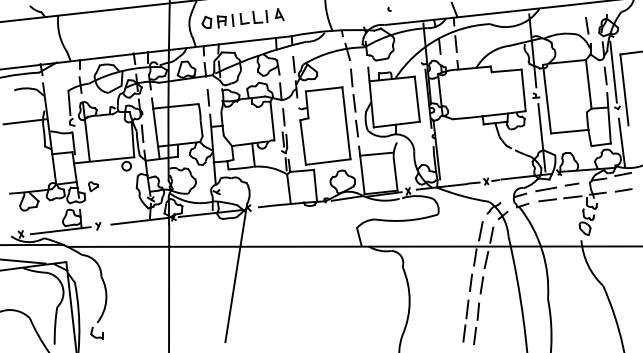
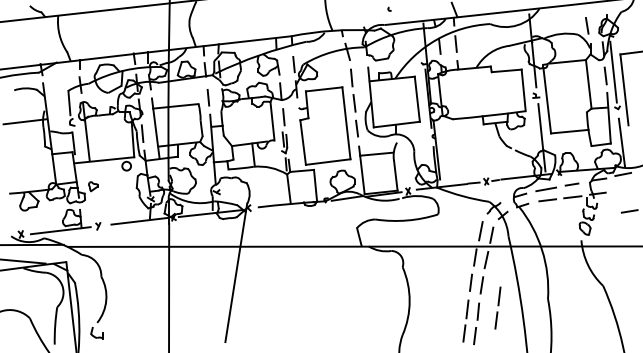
part: present -> none (242, 18)
line position: (623, 190) -> (629, 211) (629, 211)
line: none -> present (498, 306)
